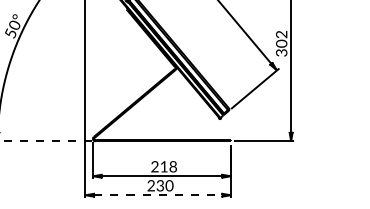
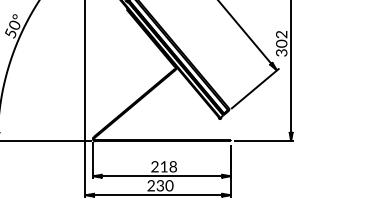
line: dashed -> solid (46, 141)
line: dashed -> solid (158, 195)
